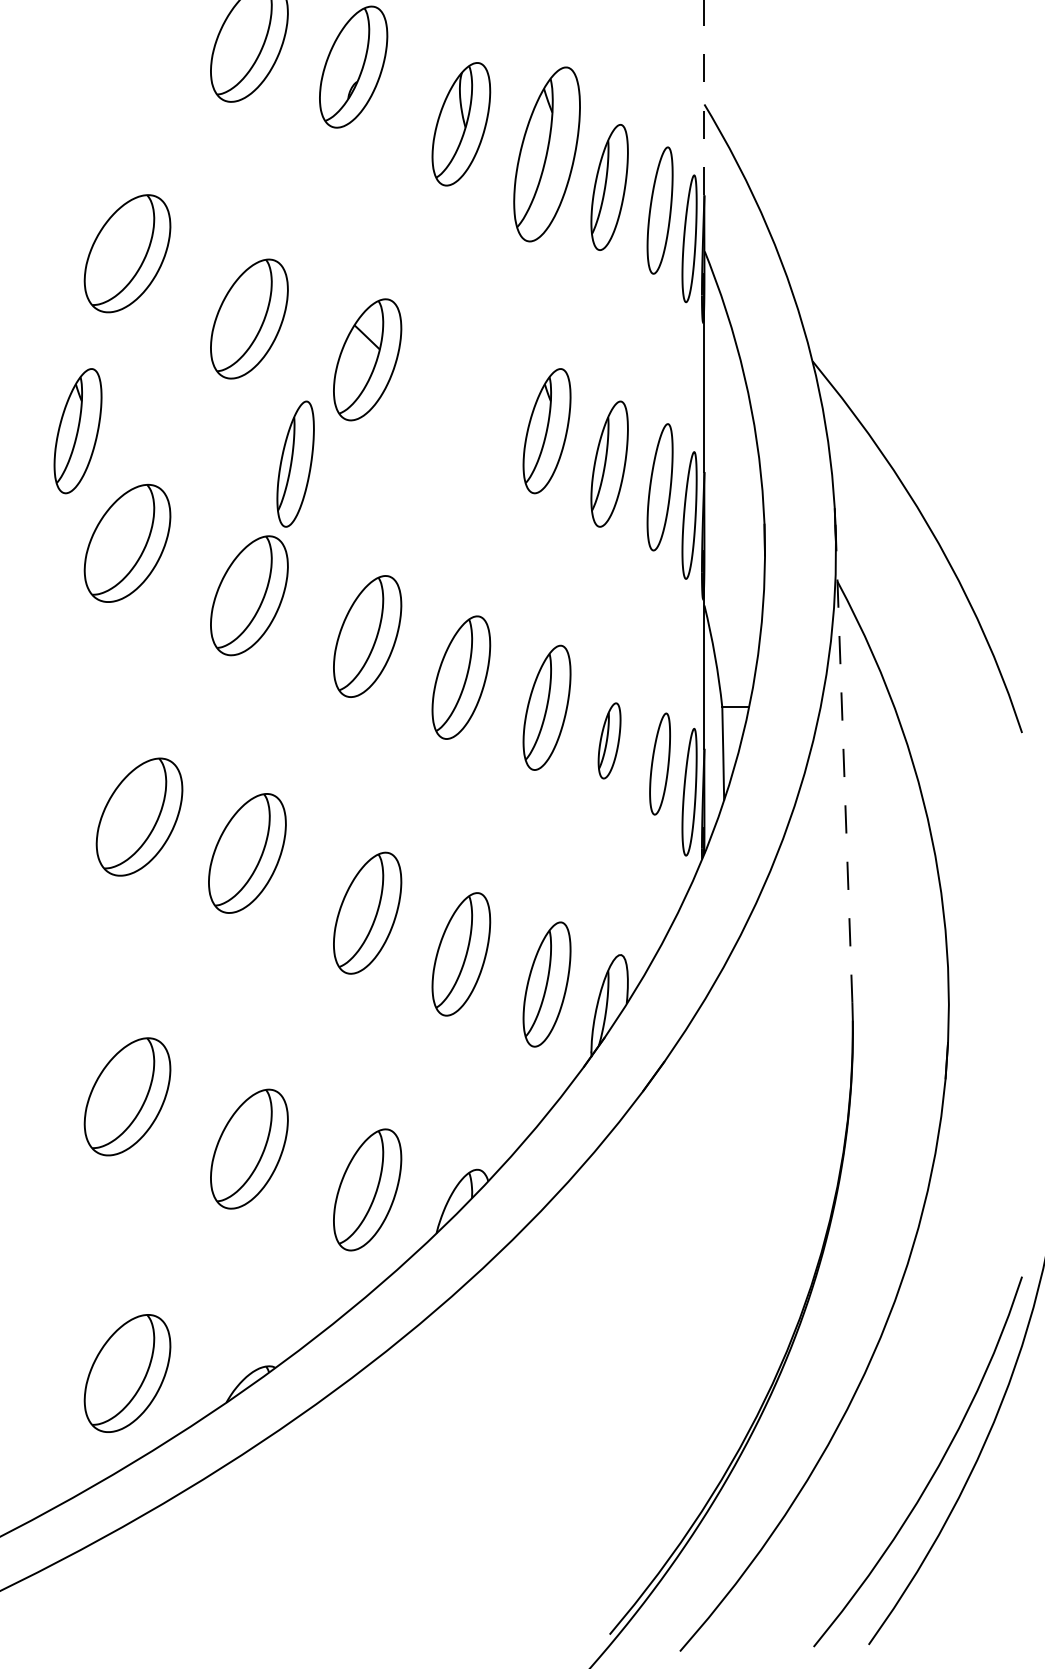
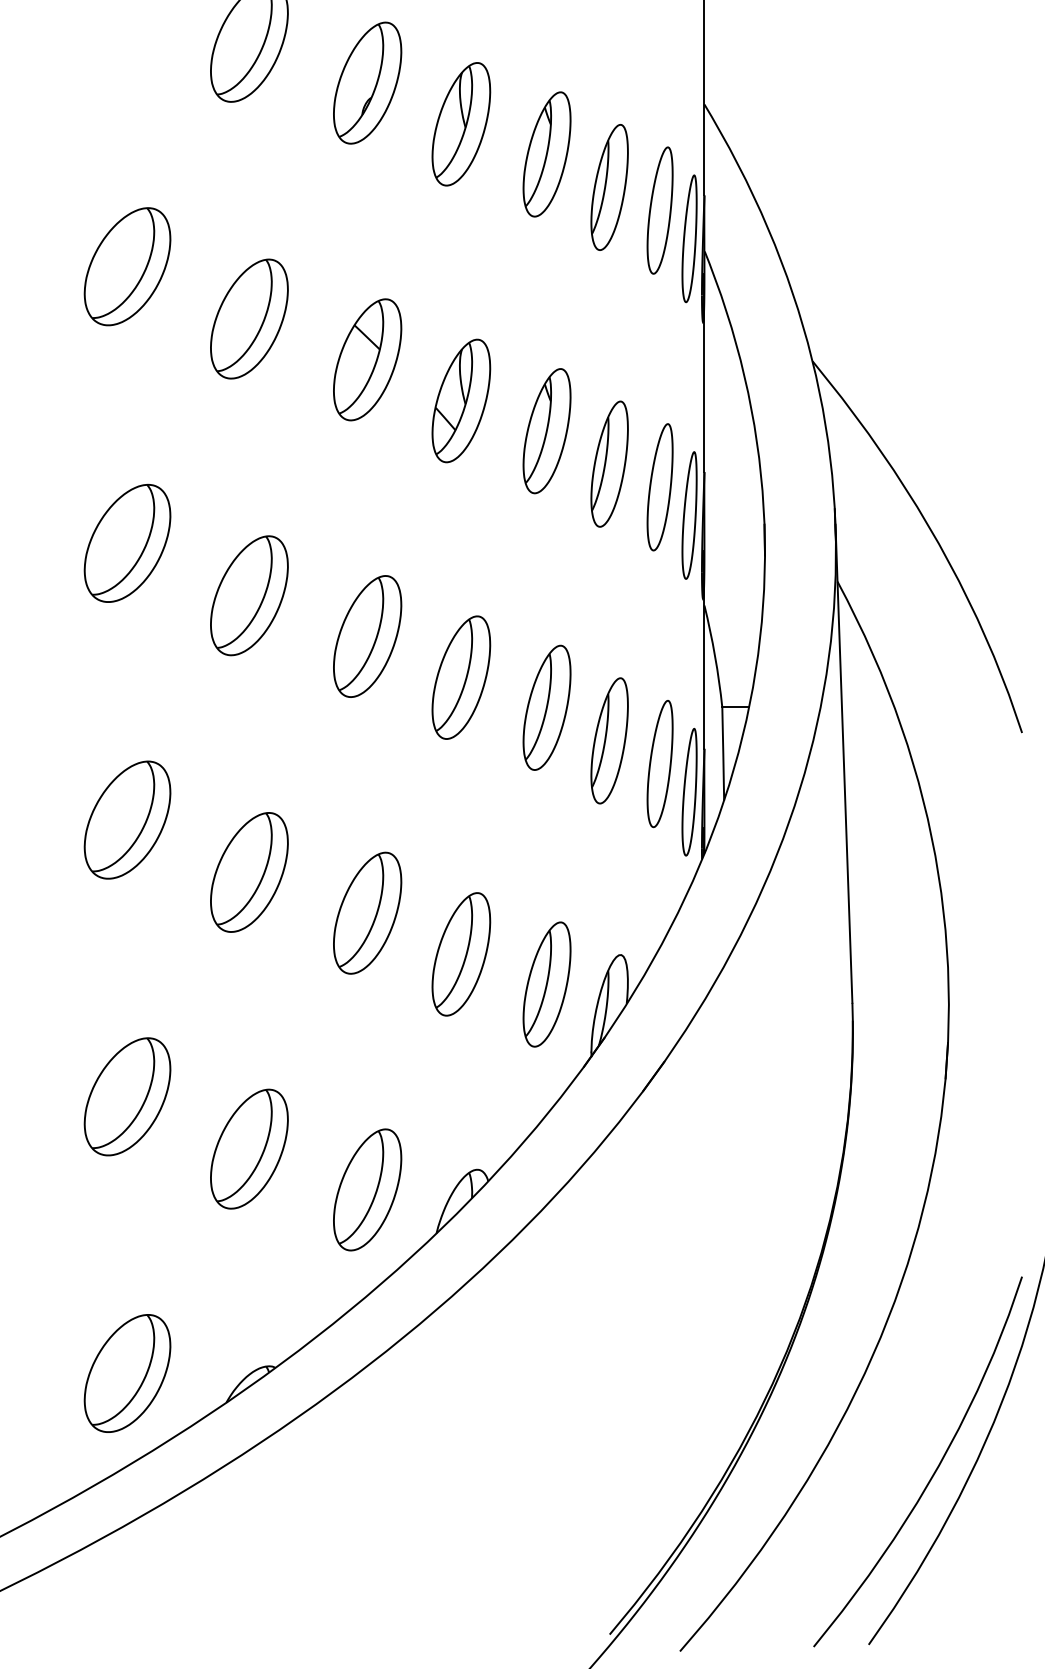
part position: (353, 66) -> (367, 82) (367, 82)
line: dashed -> solid (704, 97)
part size: 68x177 px -> 50x127 px (546, 154)
part position: (127, 253) -> (127, 266) (127, 266)
part: none -> present (461, 400)
part: present -> none (77, 431)
part: present -> none (295, 463)
part size: 25x78 px -> 39x128 px (609, 740)
part size: 22x104 px -> 28x129 px (659, 764)
line: dashed -> solid (843, 763)
part position: (139, 816) -> (127, 819) (127, 819)
part position: (247, 853) -> (249, 872) (249, 872)
